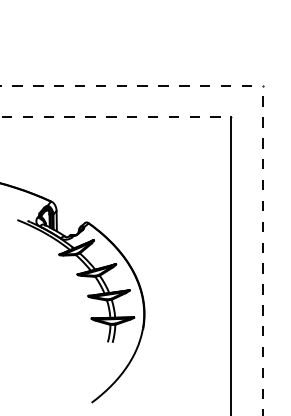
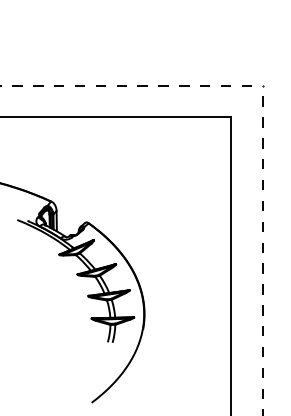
line: dashed -> solid (116, 117)
